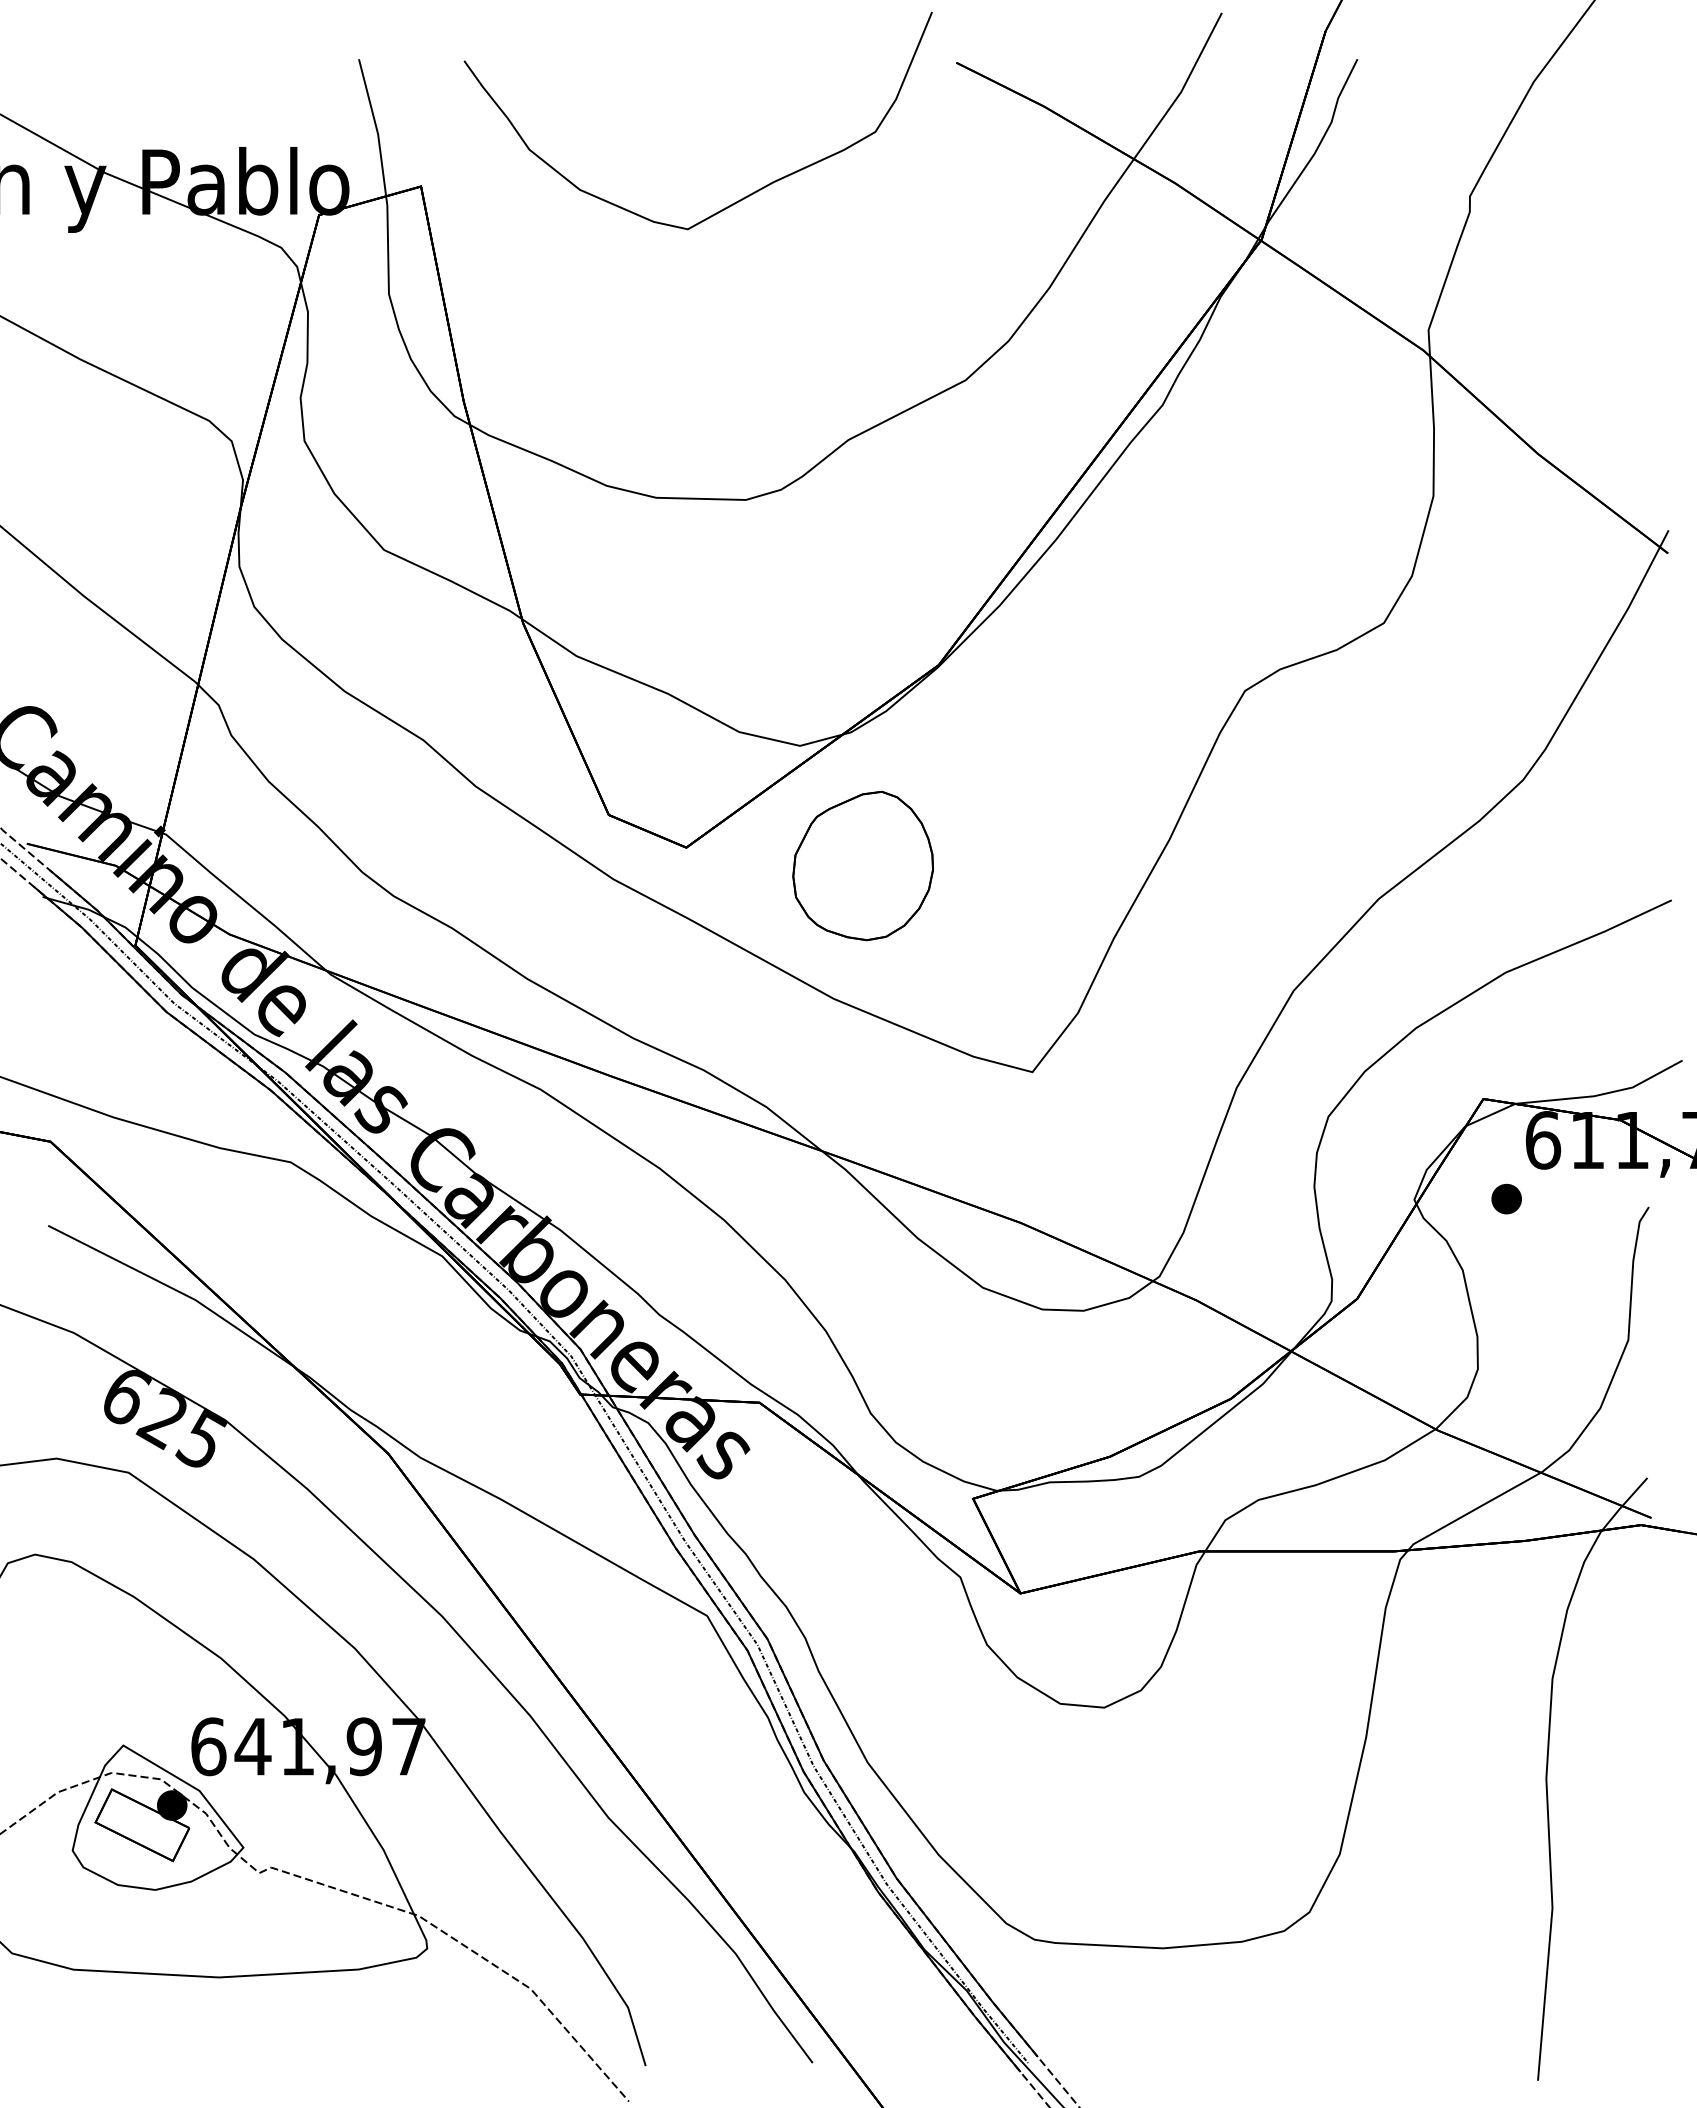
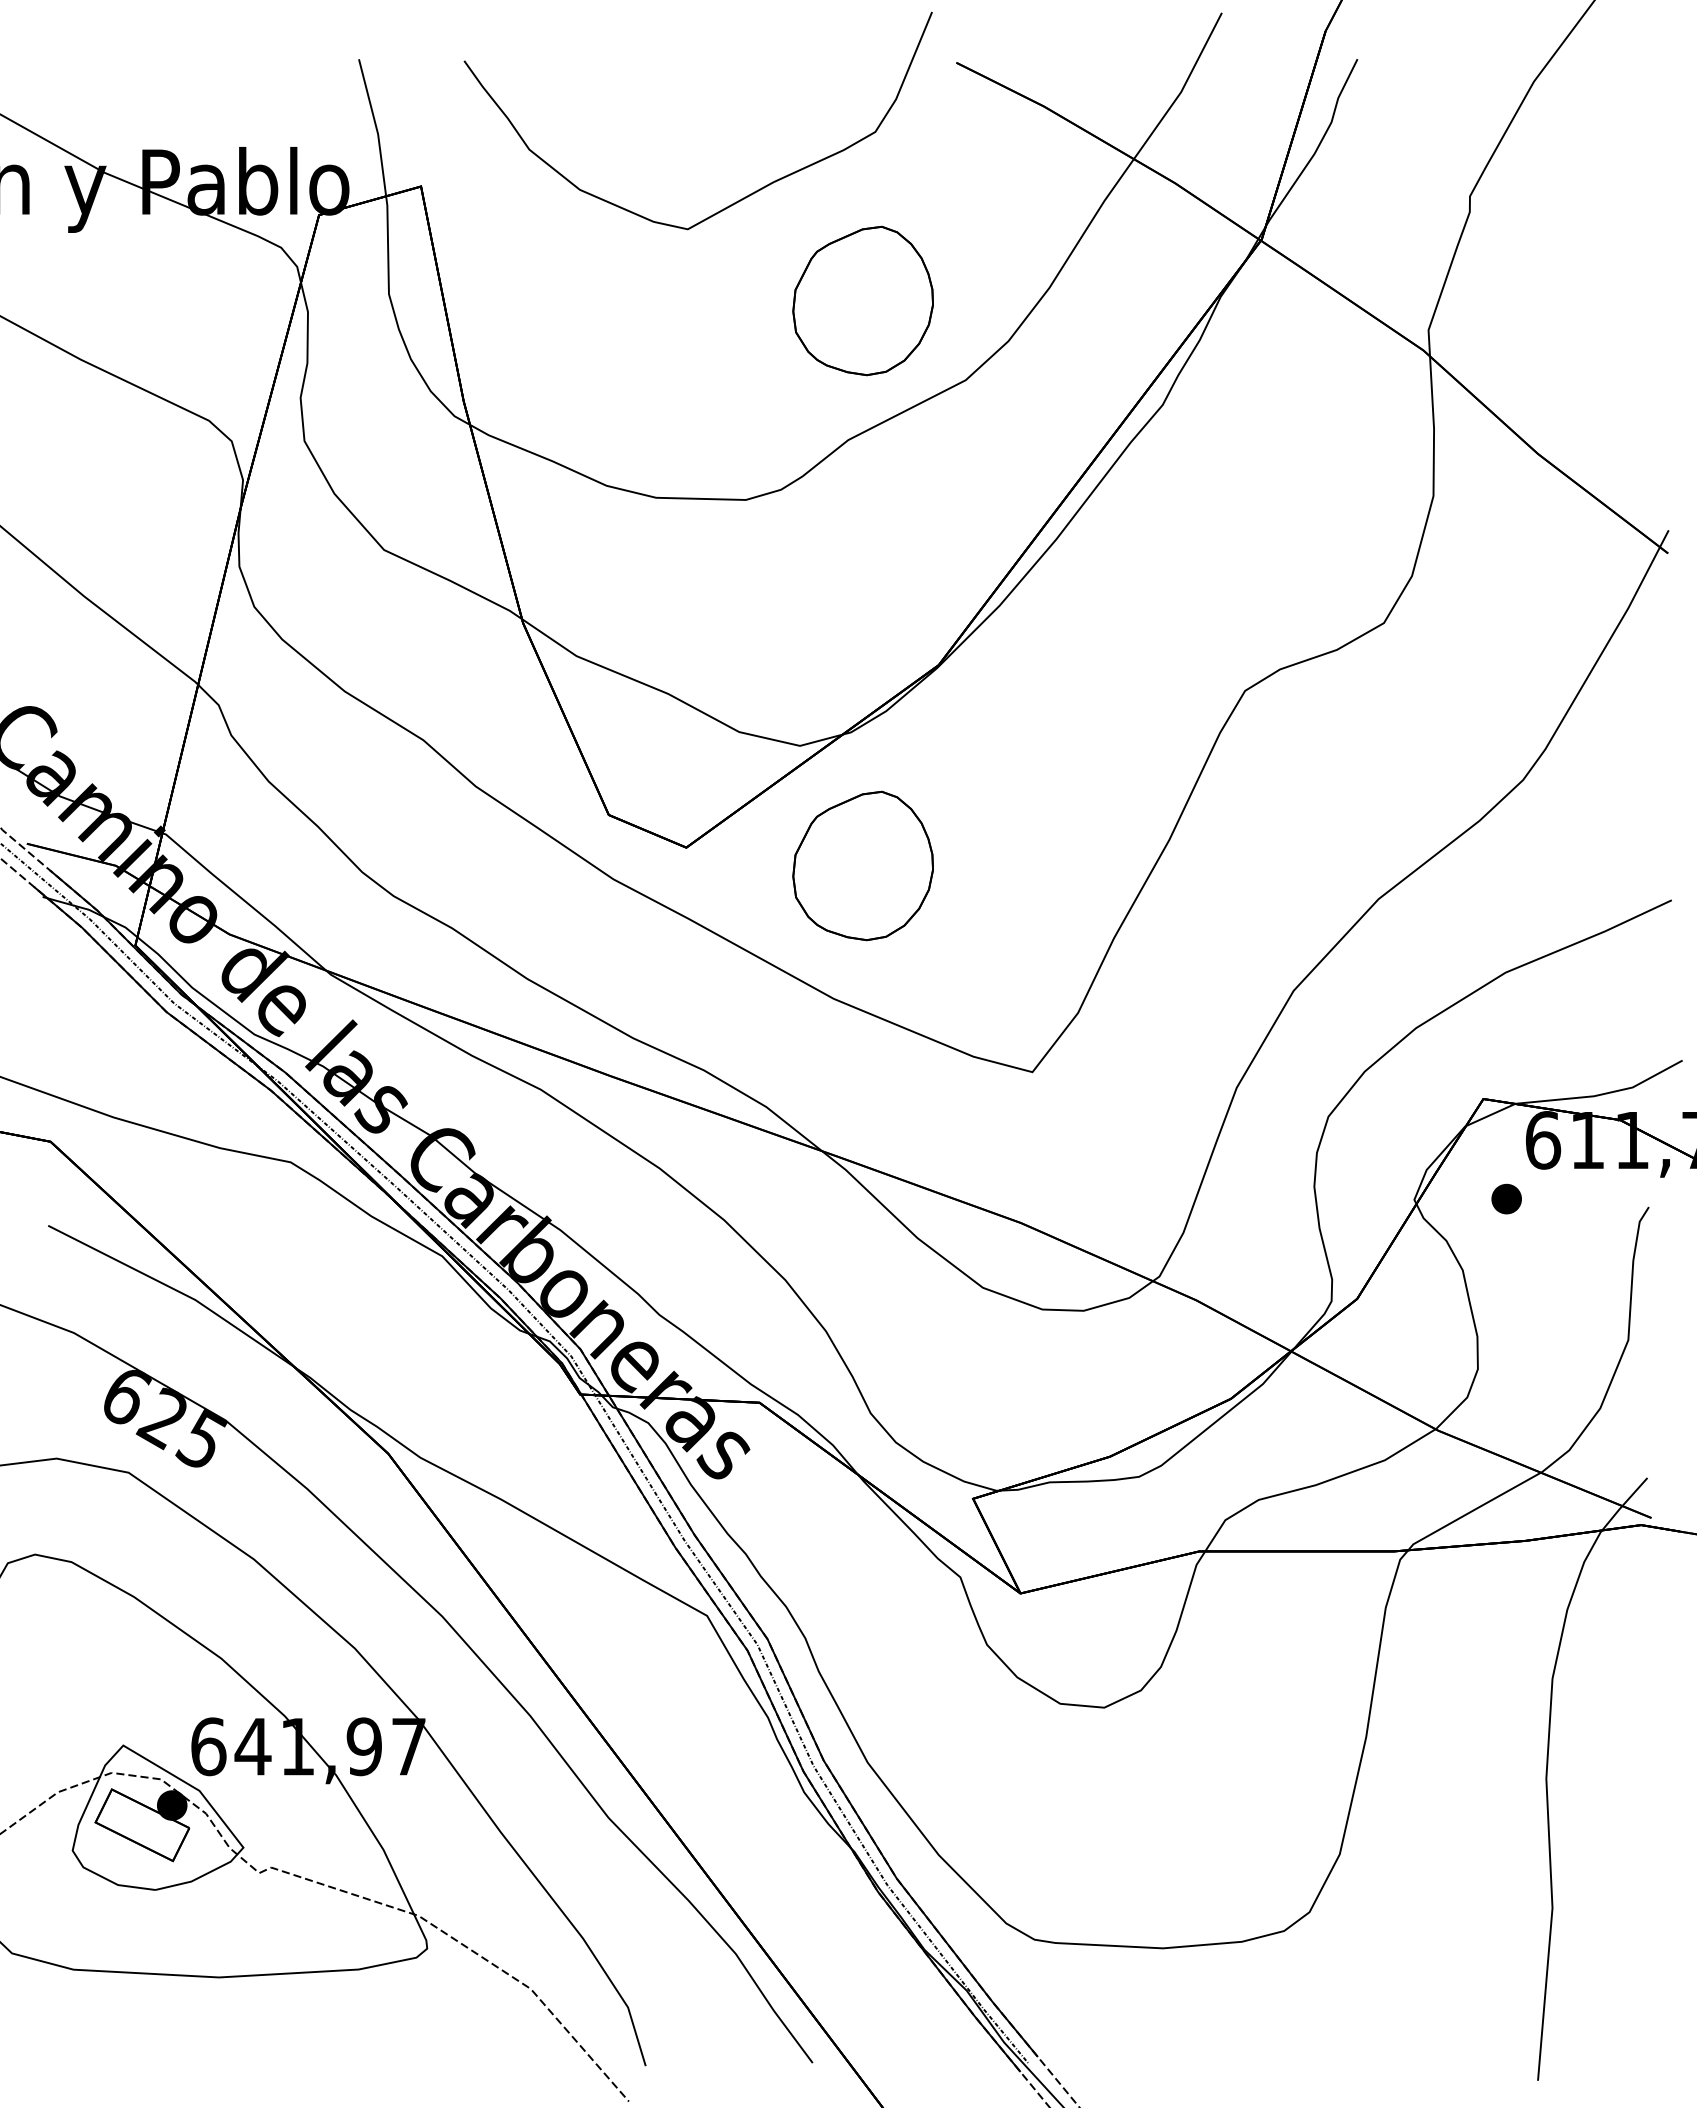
part: none -> present (862, 300)
